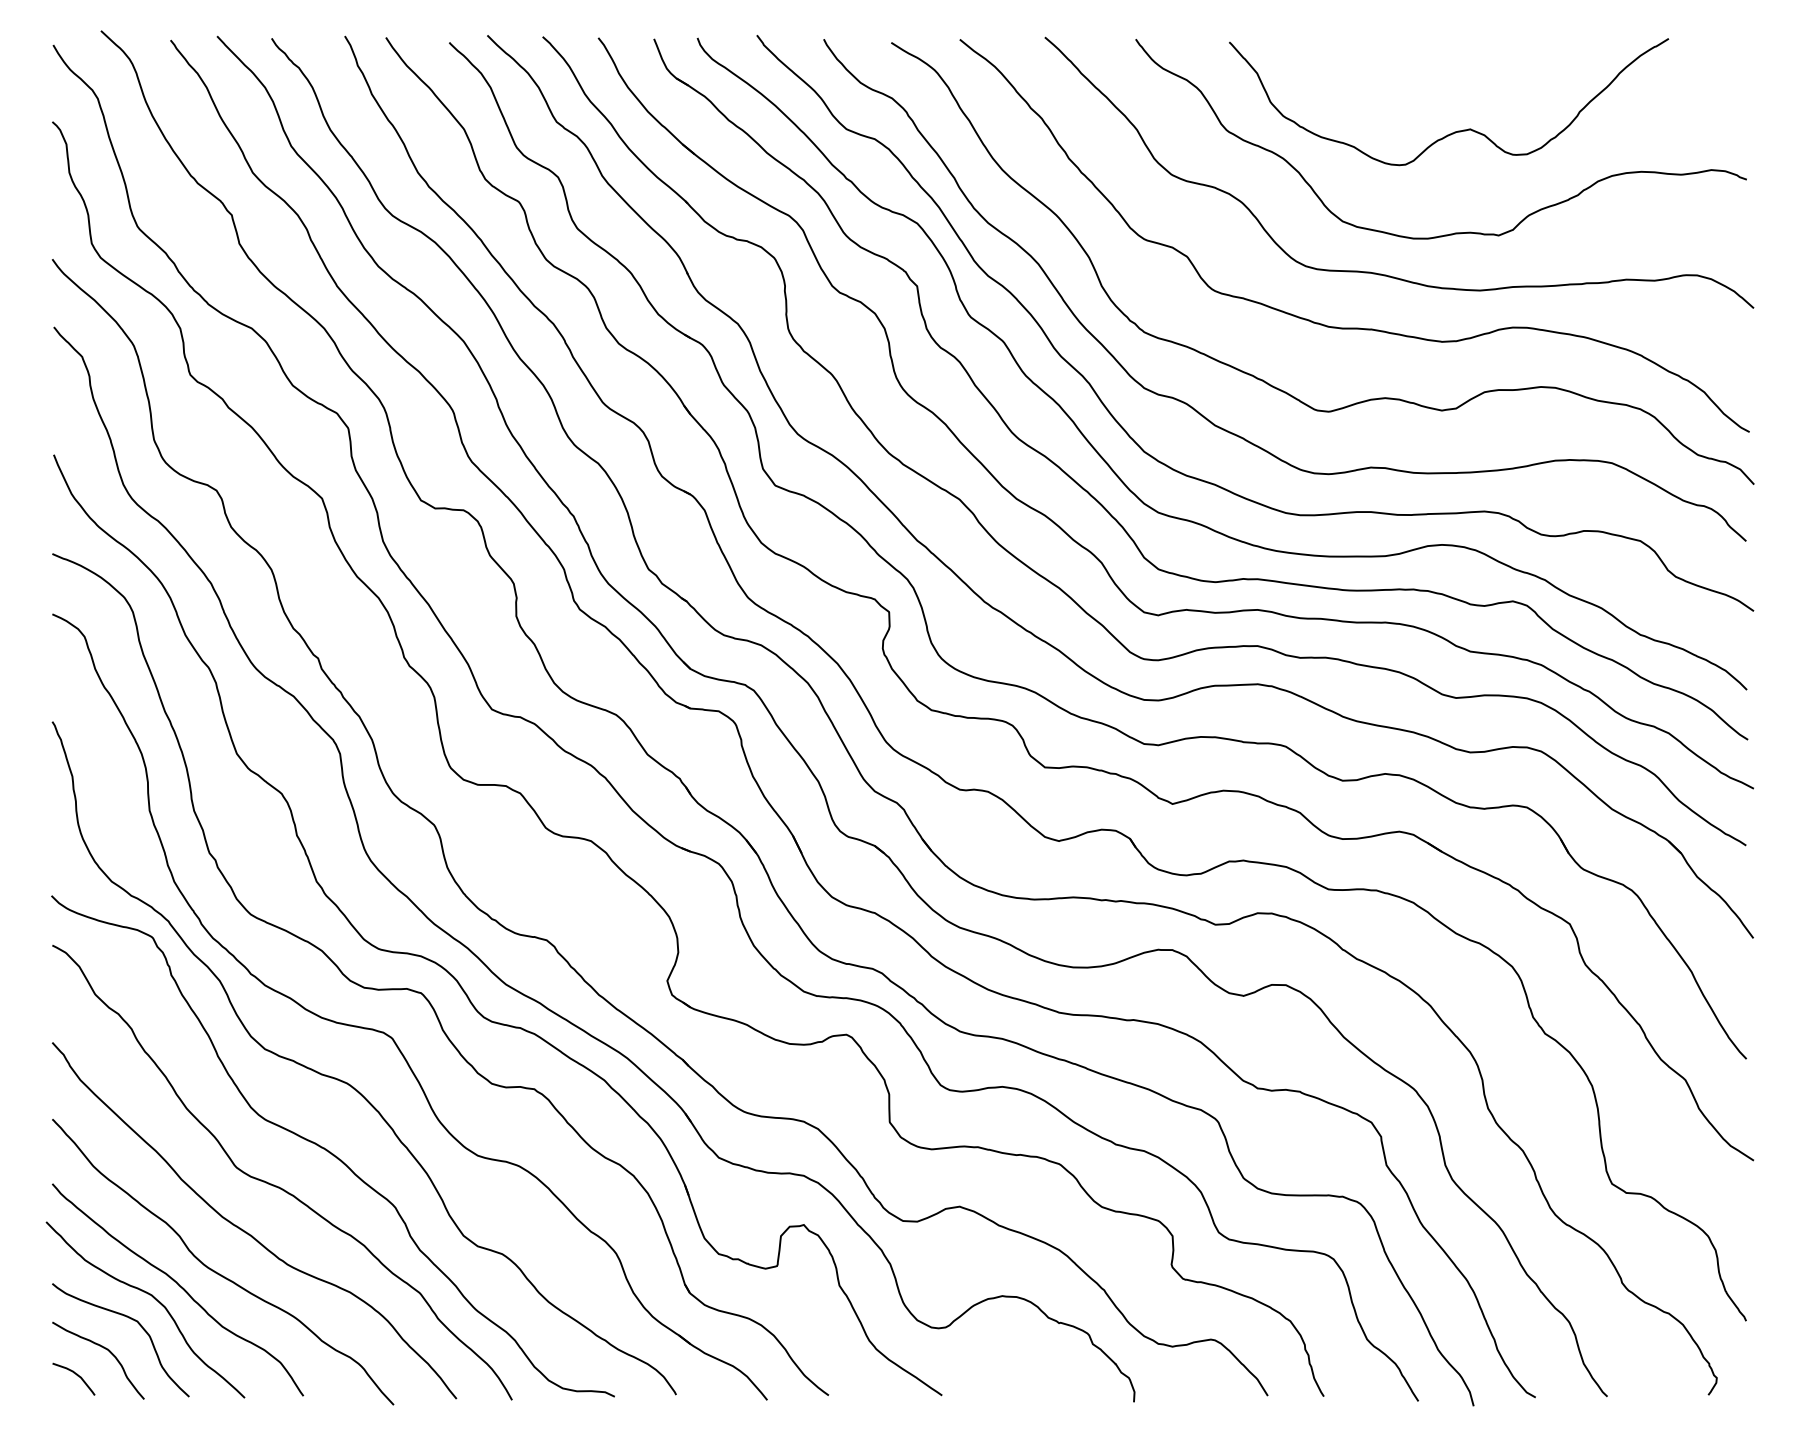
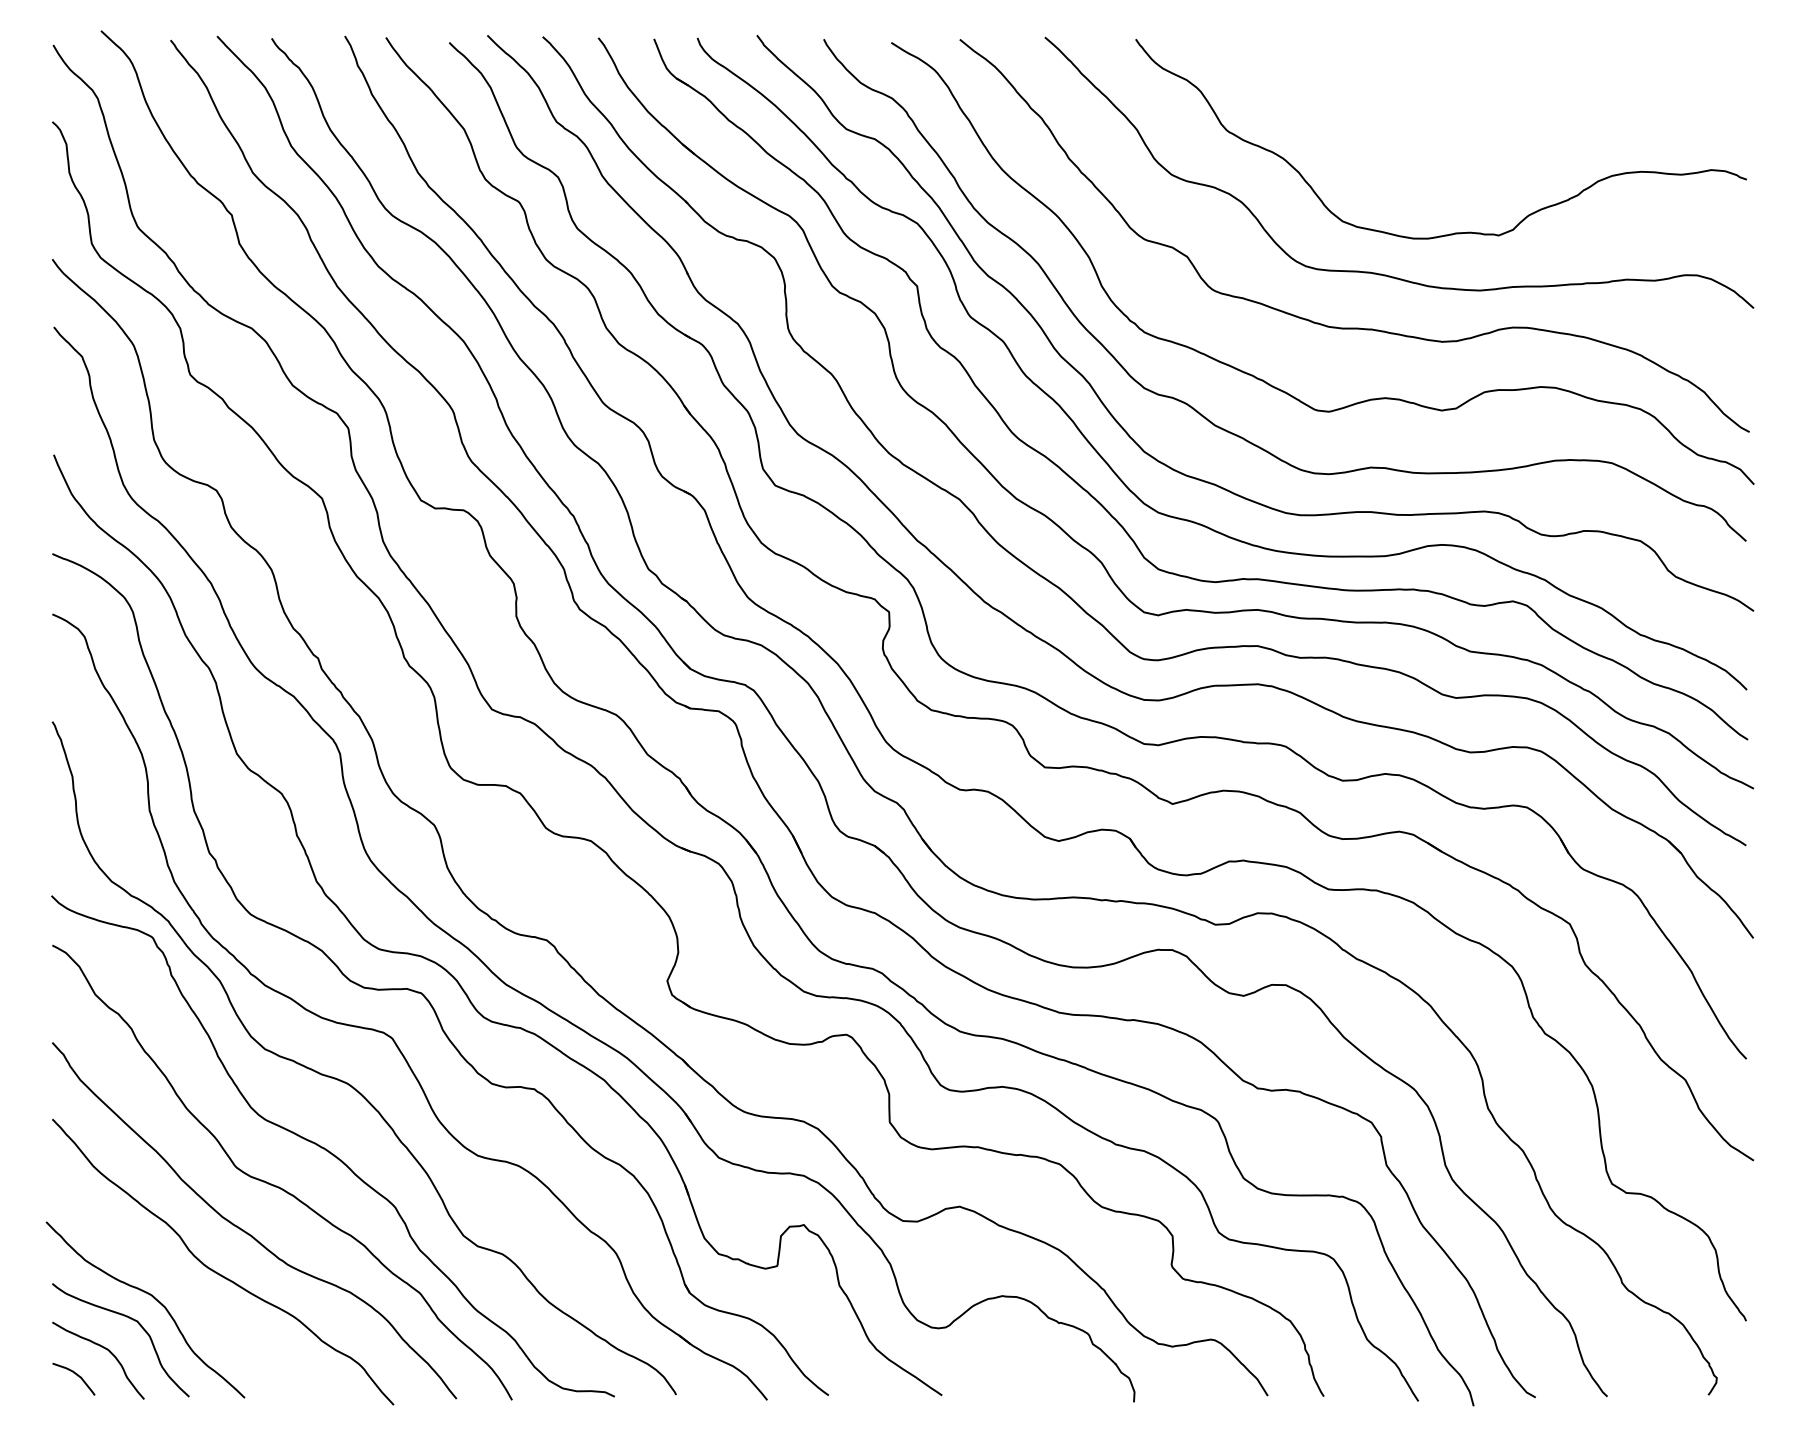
curve: present -> none (1458, 130)
curve: present -> none (180, 1287)
